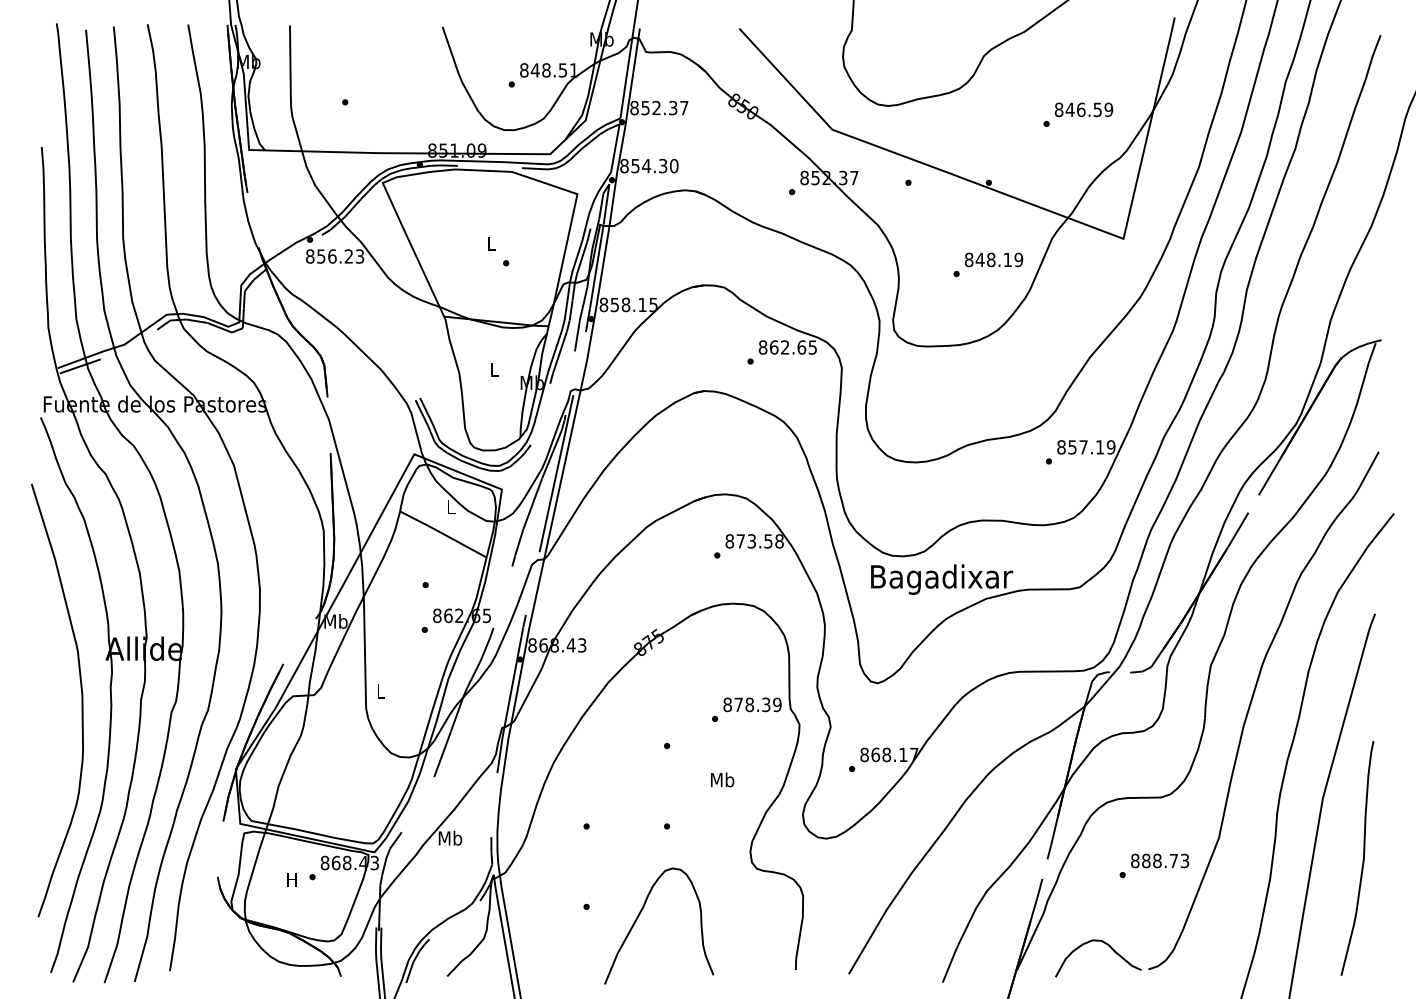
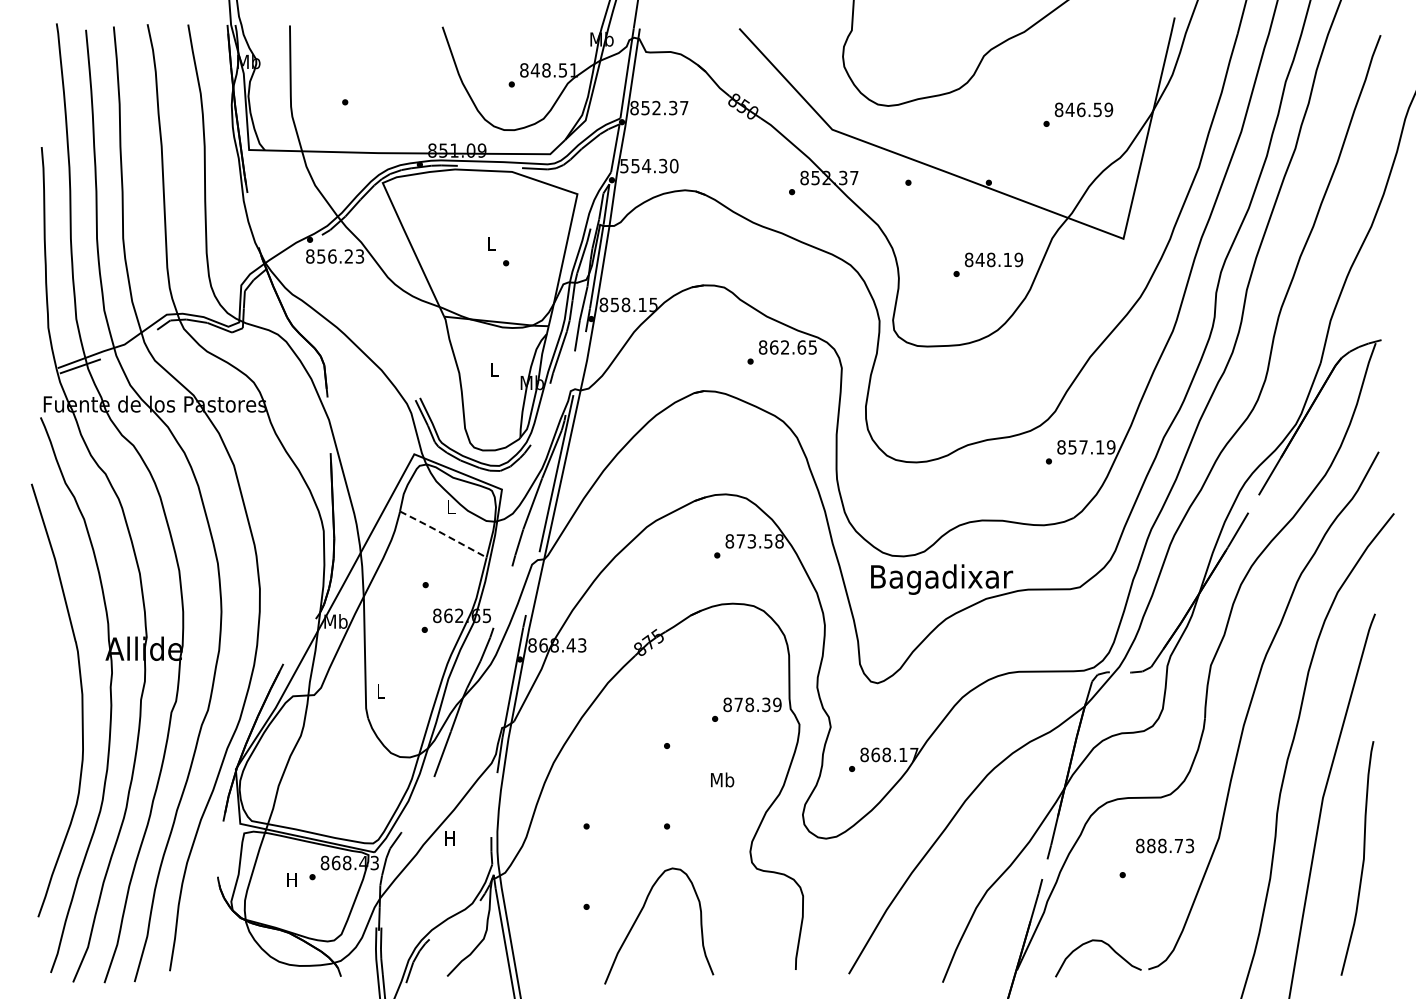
text: 854.30 -> 554.30 (624, 165)
line: solid -> dashed (442, 533)
text: Mb -> H (450, 837)
text position: (1160, 860) -> (1165, 845) (1165, 845)
